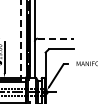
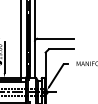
line: dashed -> solid (56, 38)
line: dashed -> solid (20, 40)
